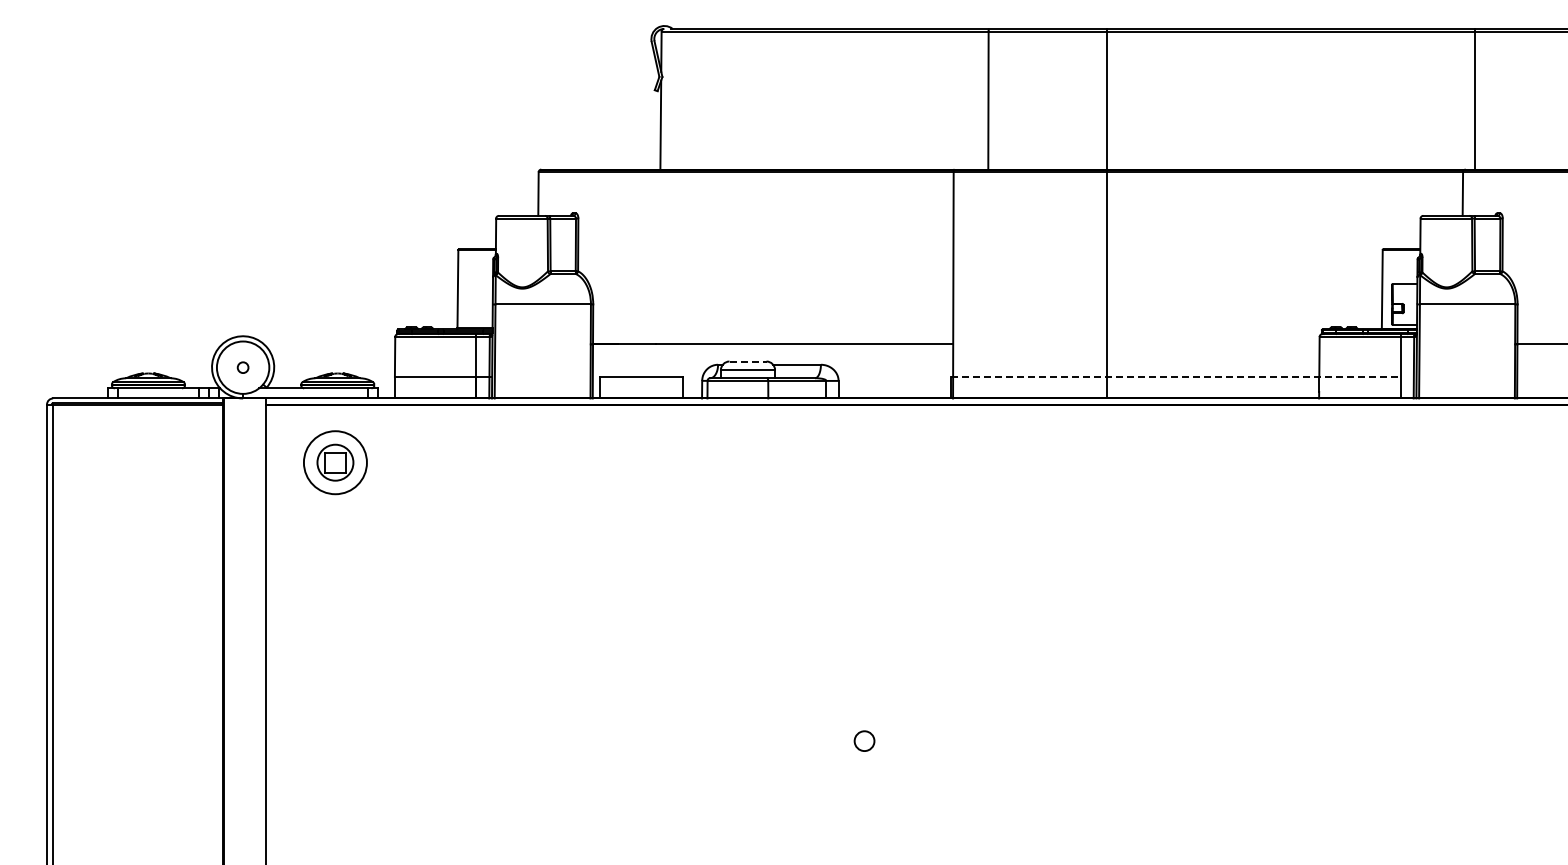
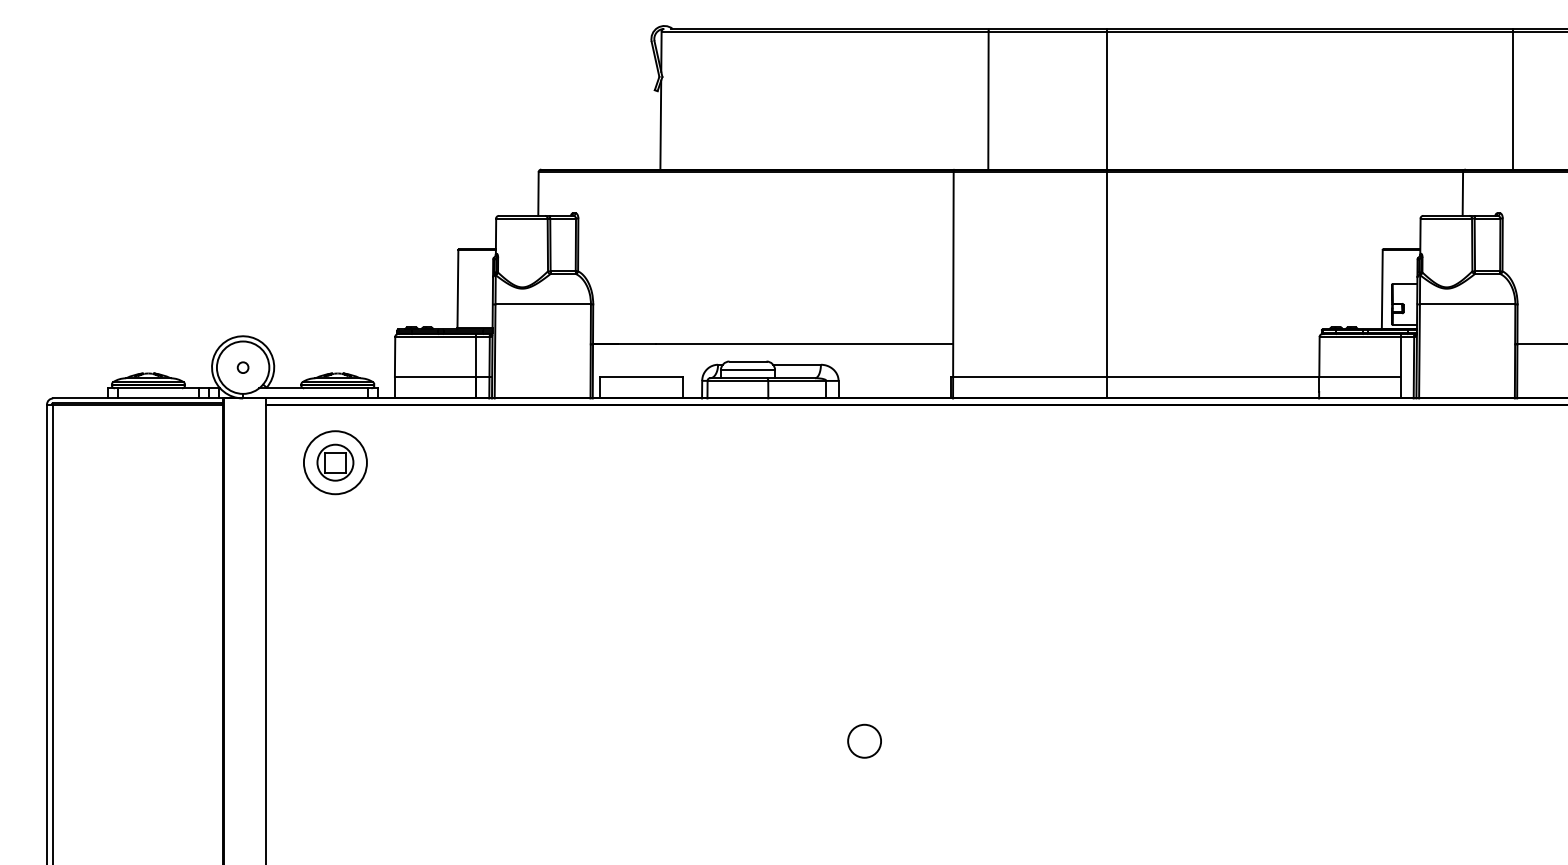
line position: (1475, 98) -> (1513, 98) (1513, 98)
line: dashed -> solid (748, 361)
line: dashed -> solid (1175, 377)
circle size: 23x22 px -> 35x36 px (864, 740)
